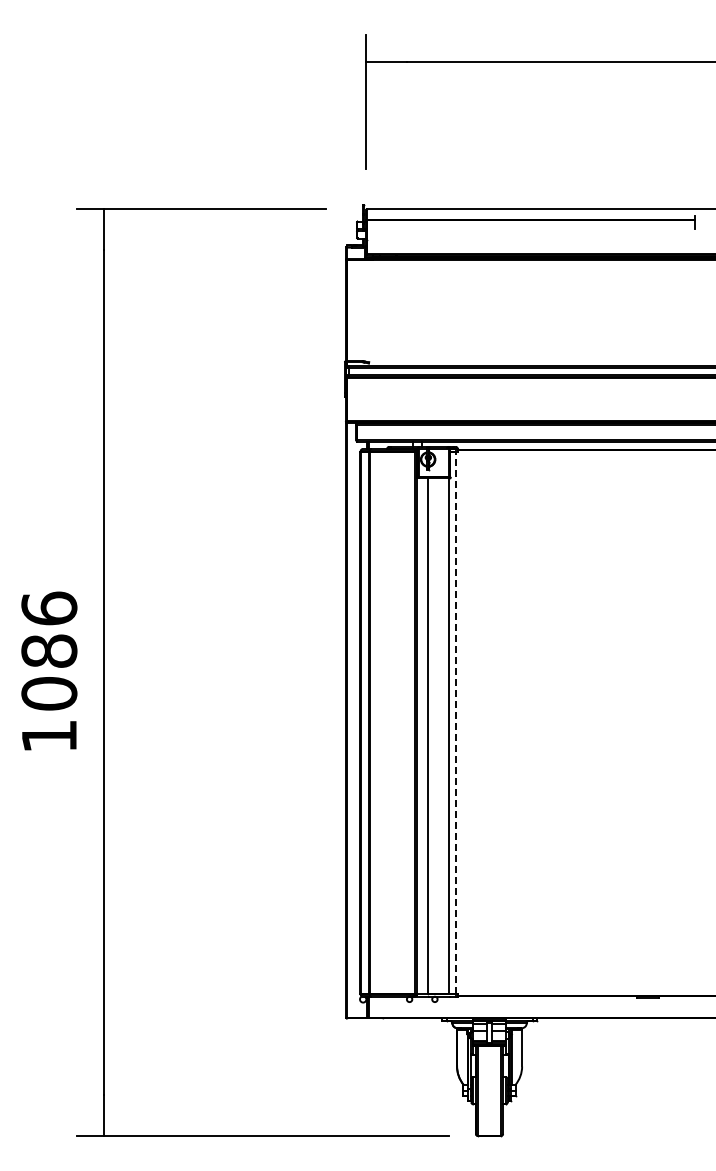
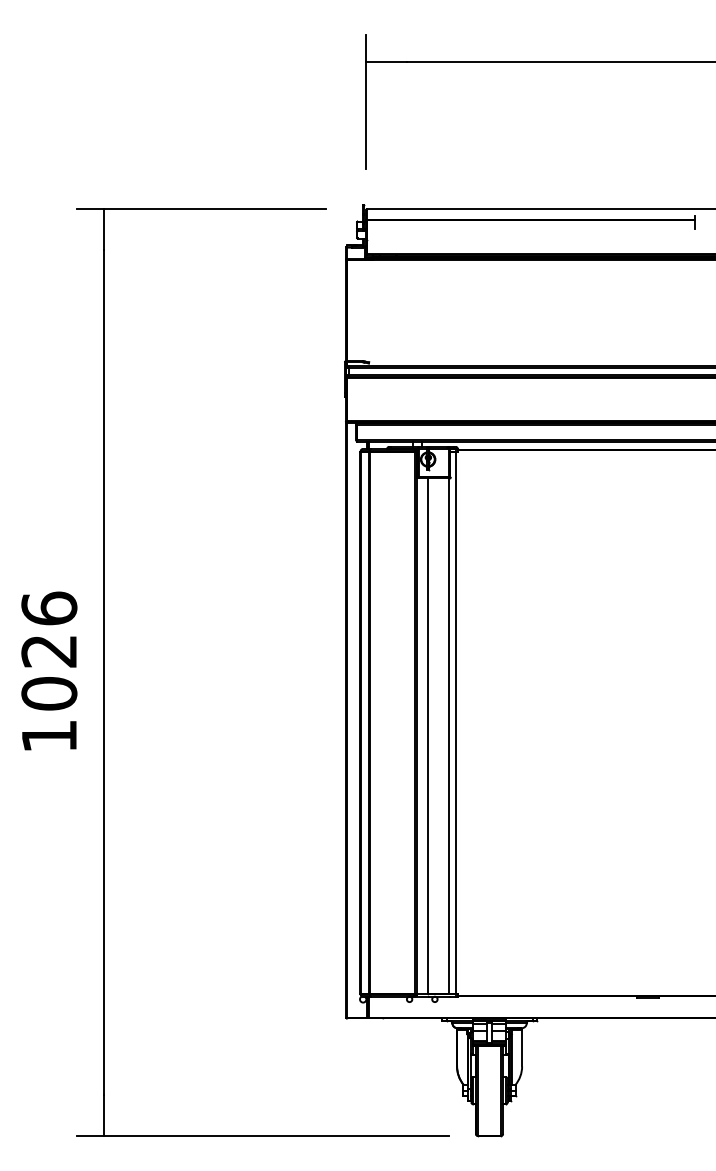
text: 1086 -> 1026 (49, 650)
line: dashed -> solid (455, 722)
